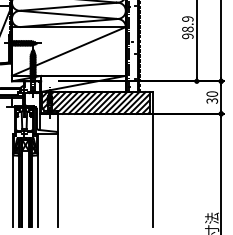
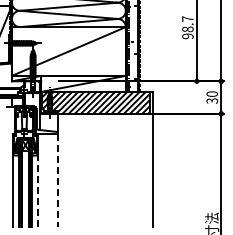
text: 98.9 -> 98.7 (187, 18)
line: solid -> dashed (57, 180)
line: solid -> dashed (37, 190)
